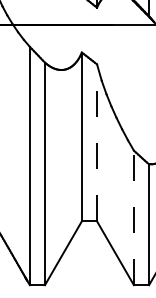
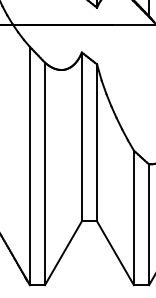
line: dashed -> solid (97, 142)
line: dashed -> solid (133, 217)
